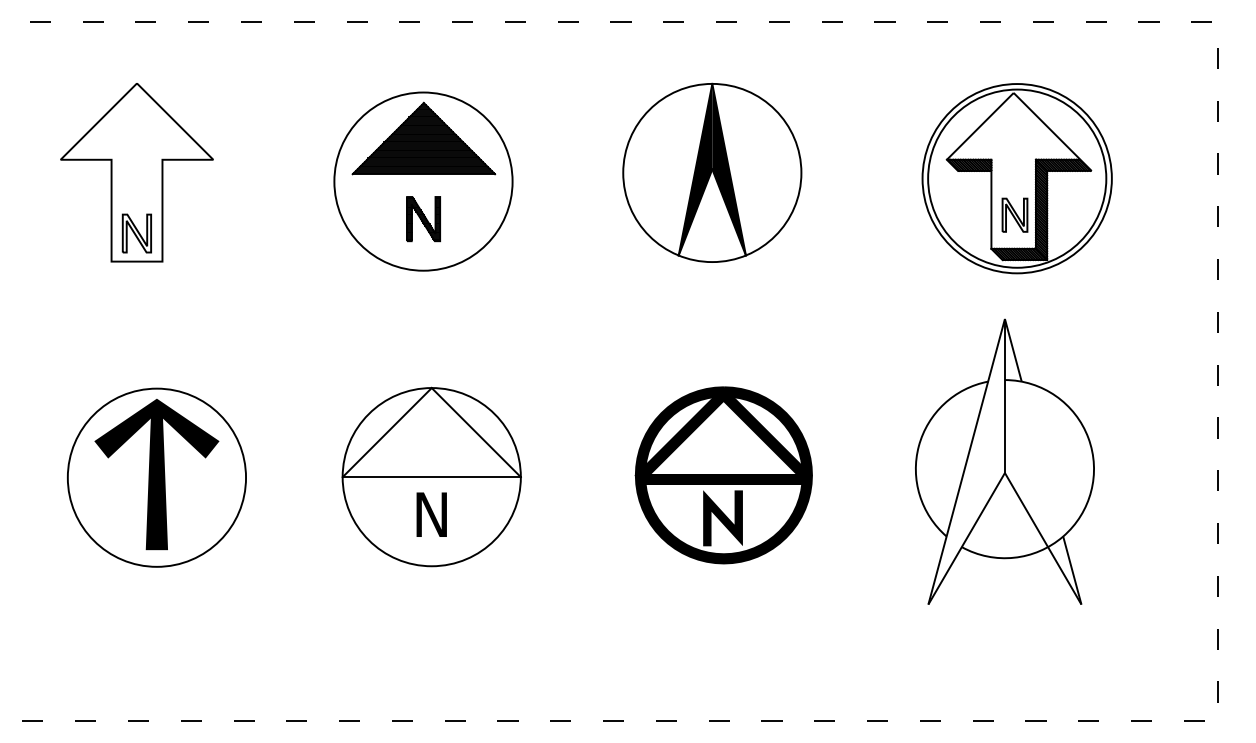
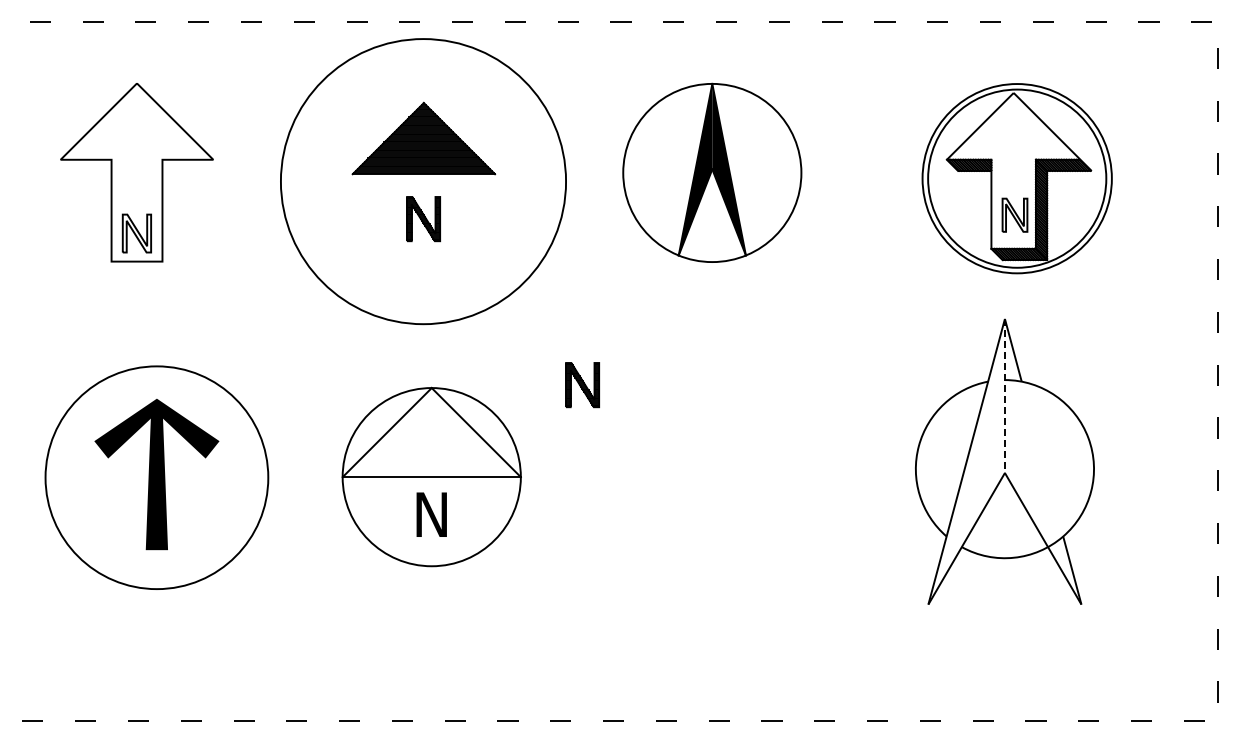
circle diameter: 178 px -> 285 px (423, 181)
part: none -> present (582, 385)
line: solid -> dashed (1004, 396)
part: present -> none (723, 475)
circle diameter: 178 px -> 223 px (156, 477)
